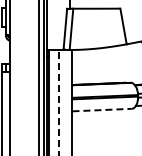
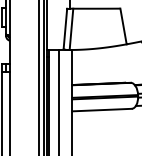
line: dashed -> solid (58, 102)
line: dashed -> solid (102, 110)
